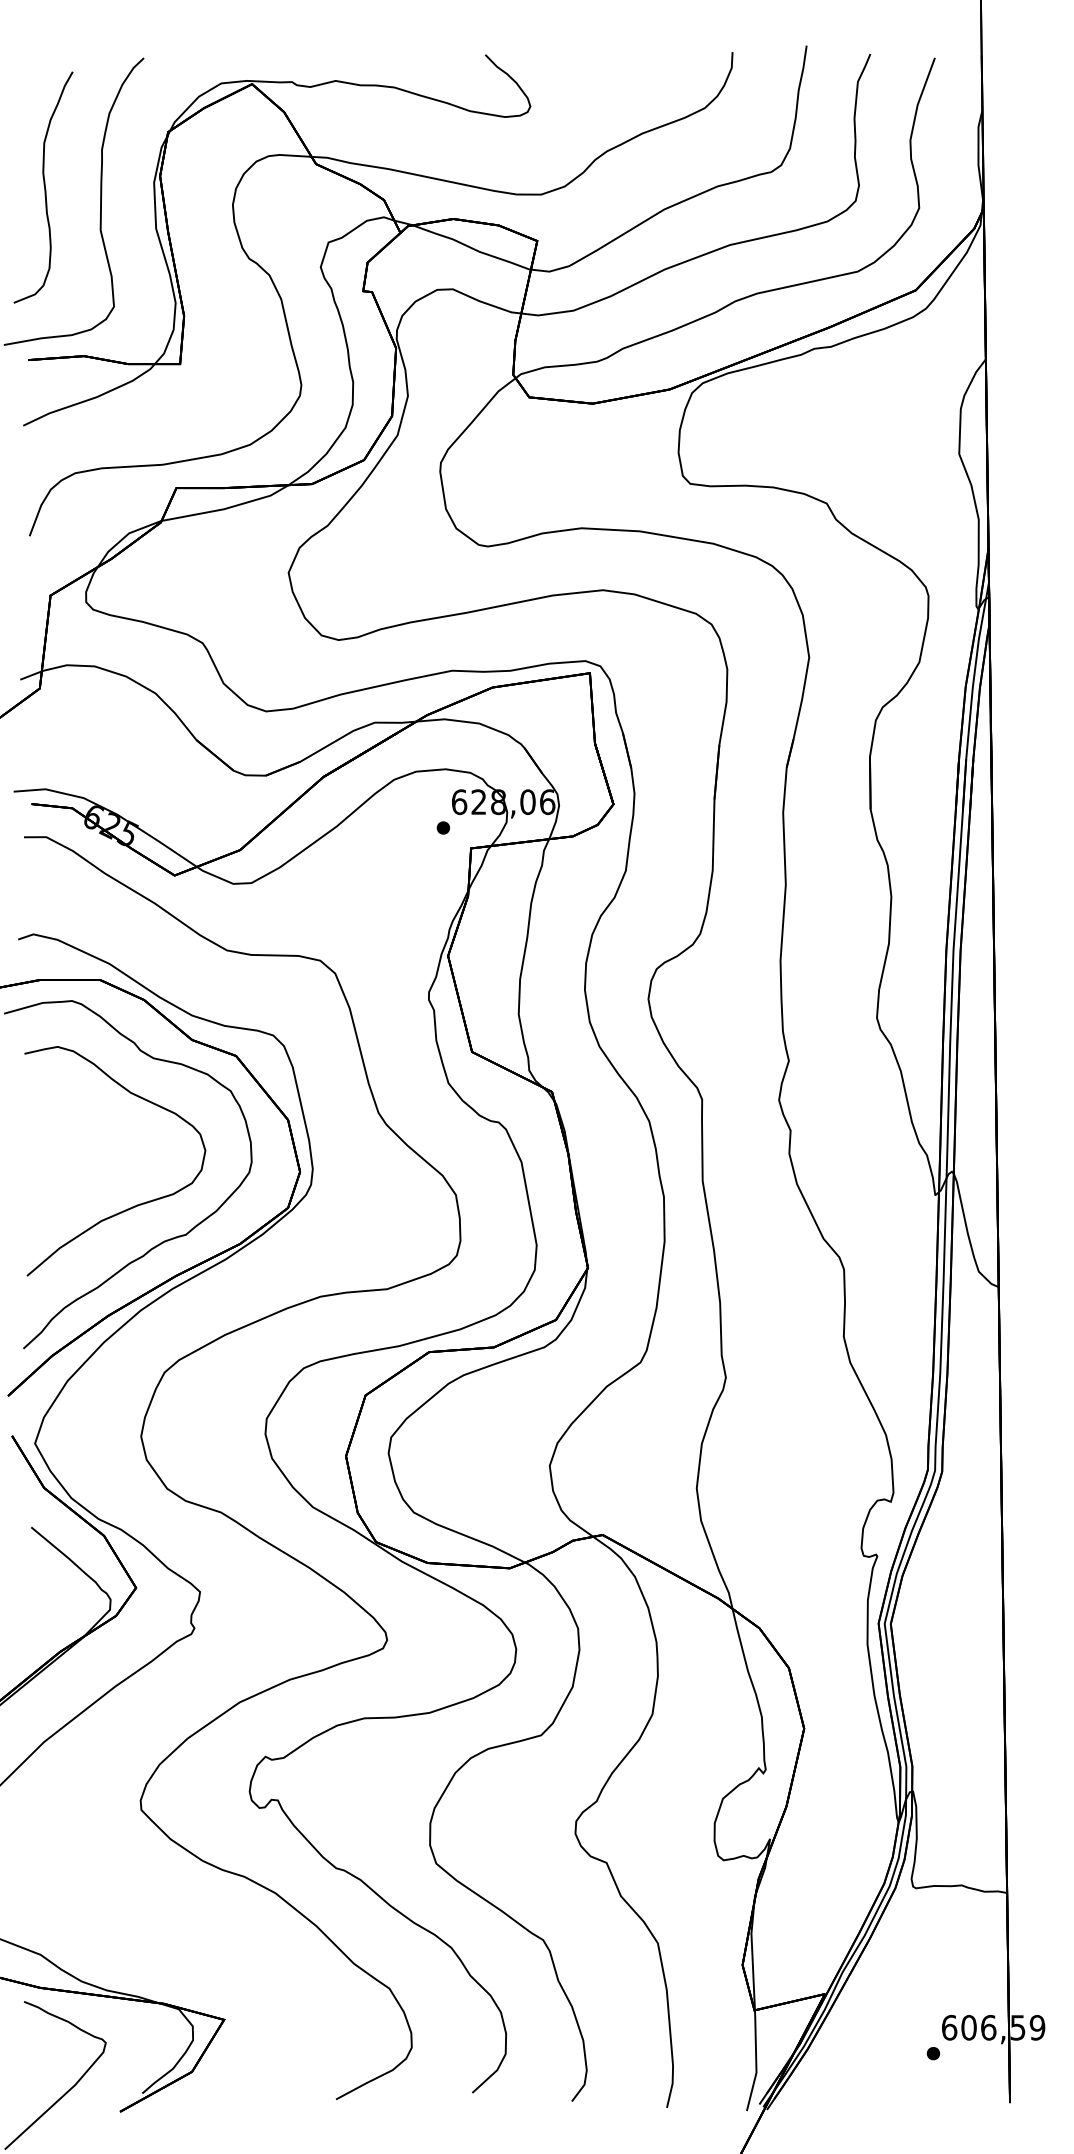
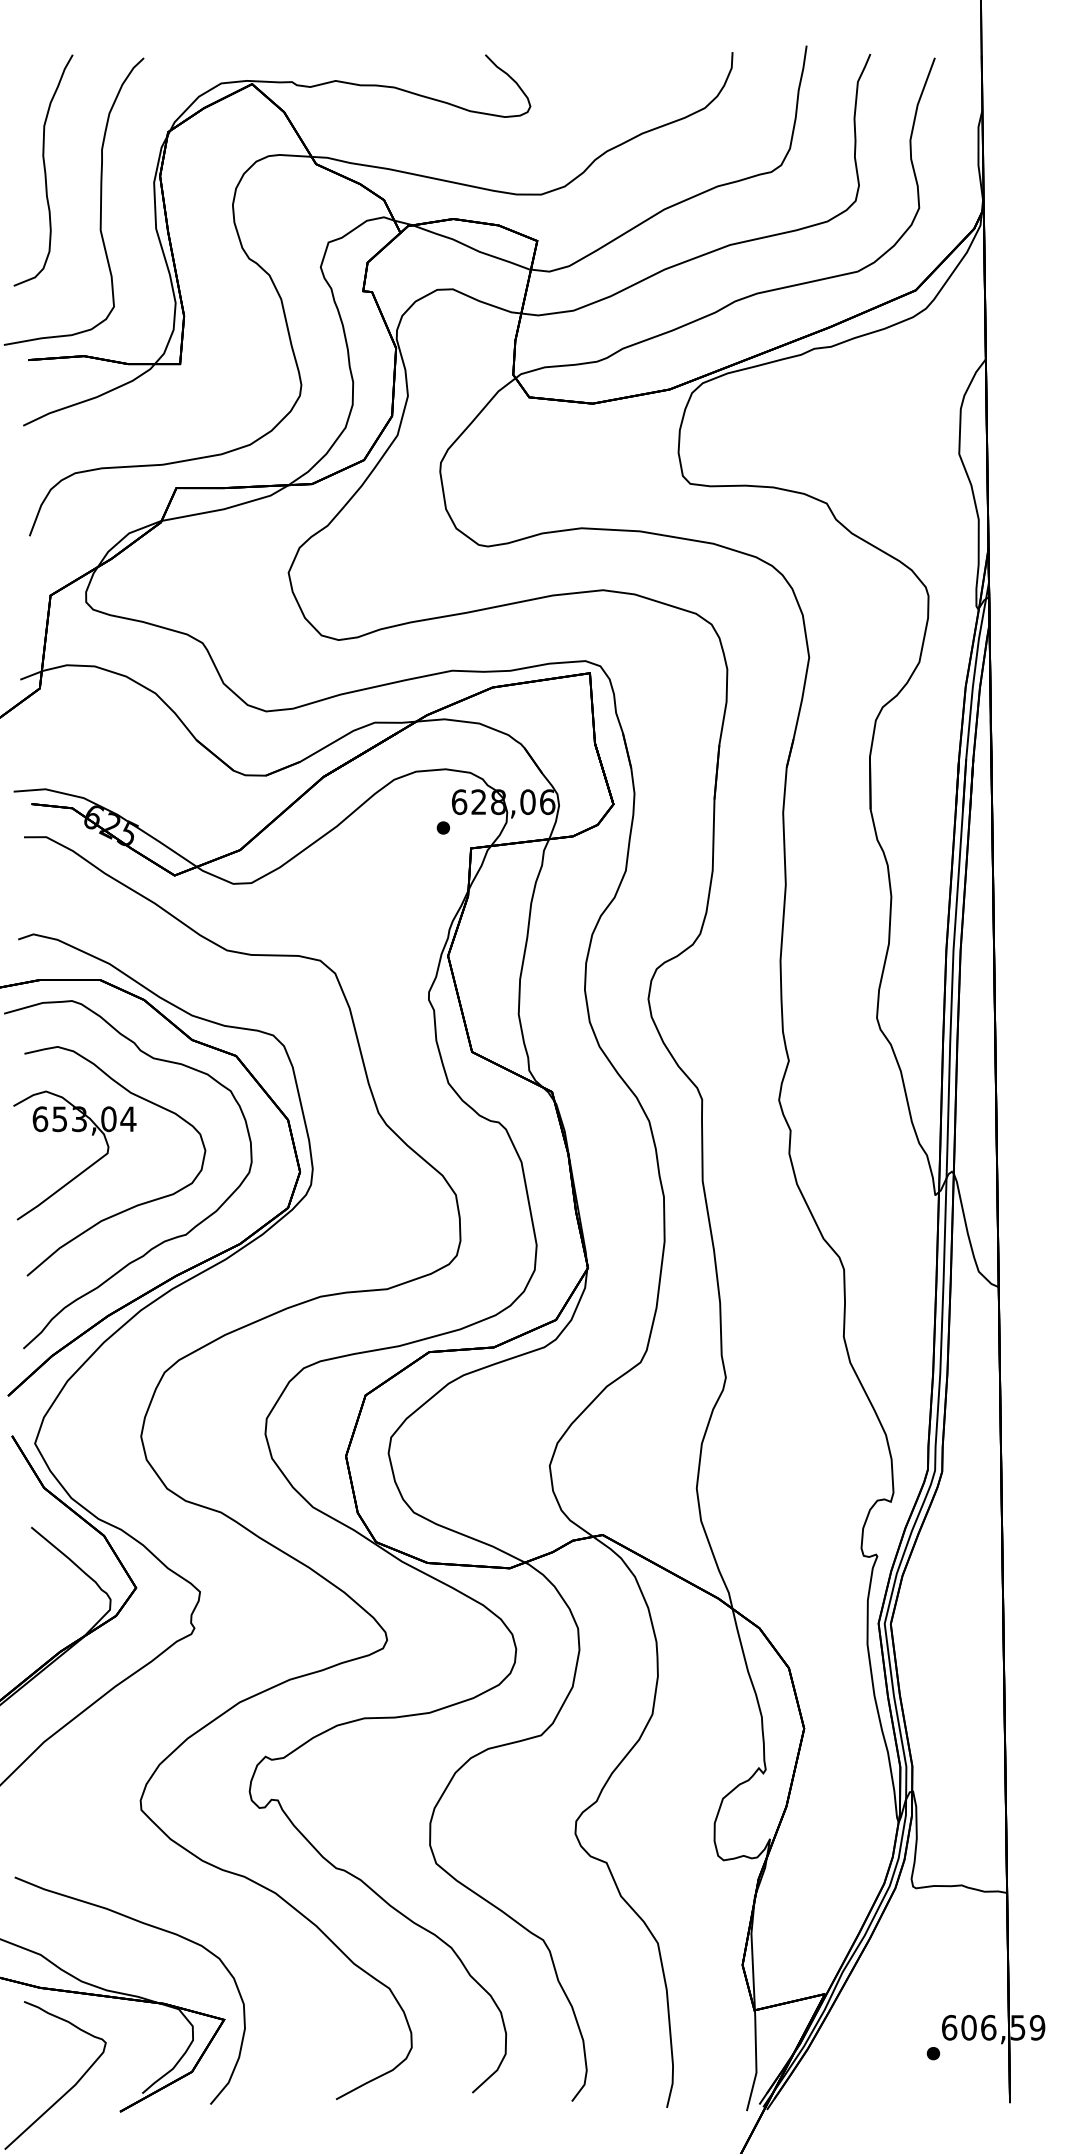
curve position: (44, 187) -> (44, 170) (44, 170)
part: none -> present (85, 1168)
curve: none -> present (149, 1926)
